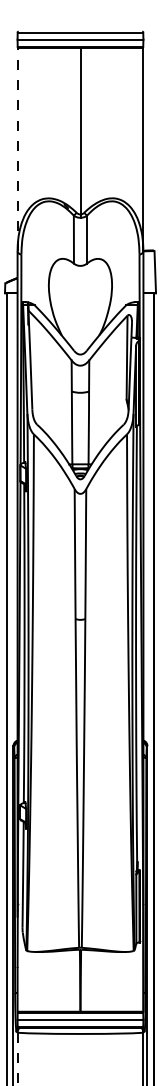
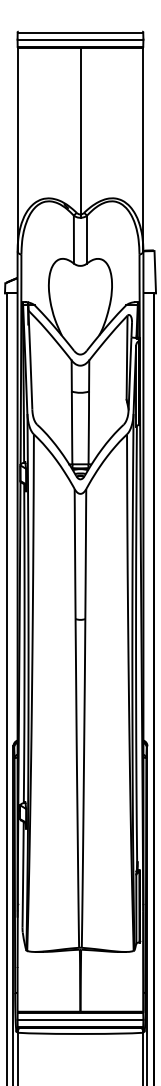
line: dashed -> solid (17, 149)
line: dashed -> solid (17, 1059)
